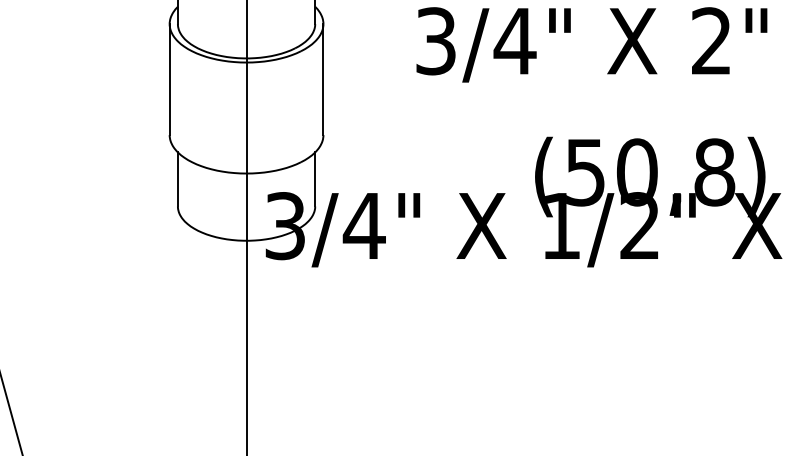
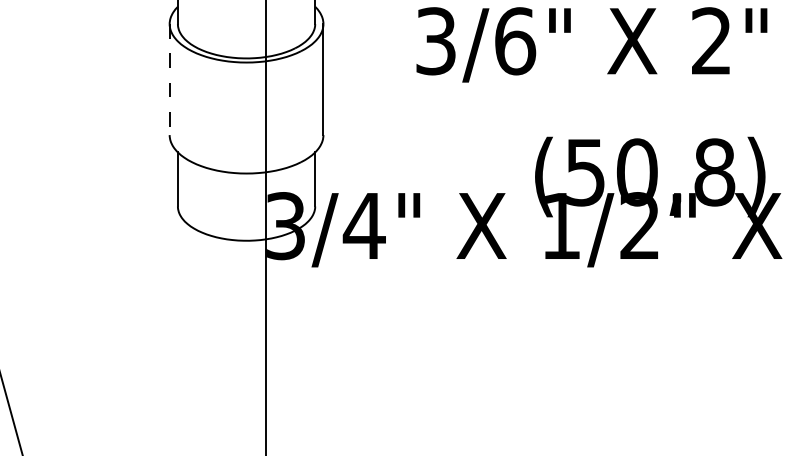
text: 3/4" -> 3/6" (514, 41)
line: solid -> dashed (169, 80)
line position: (246, 227) -> (265, 227) (265, 227)
